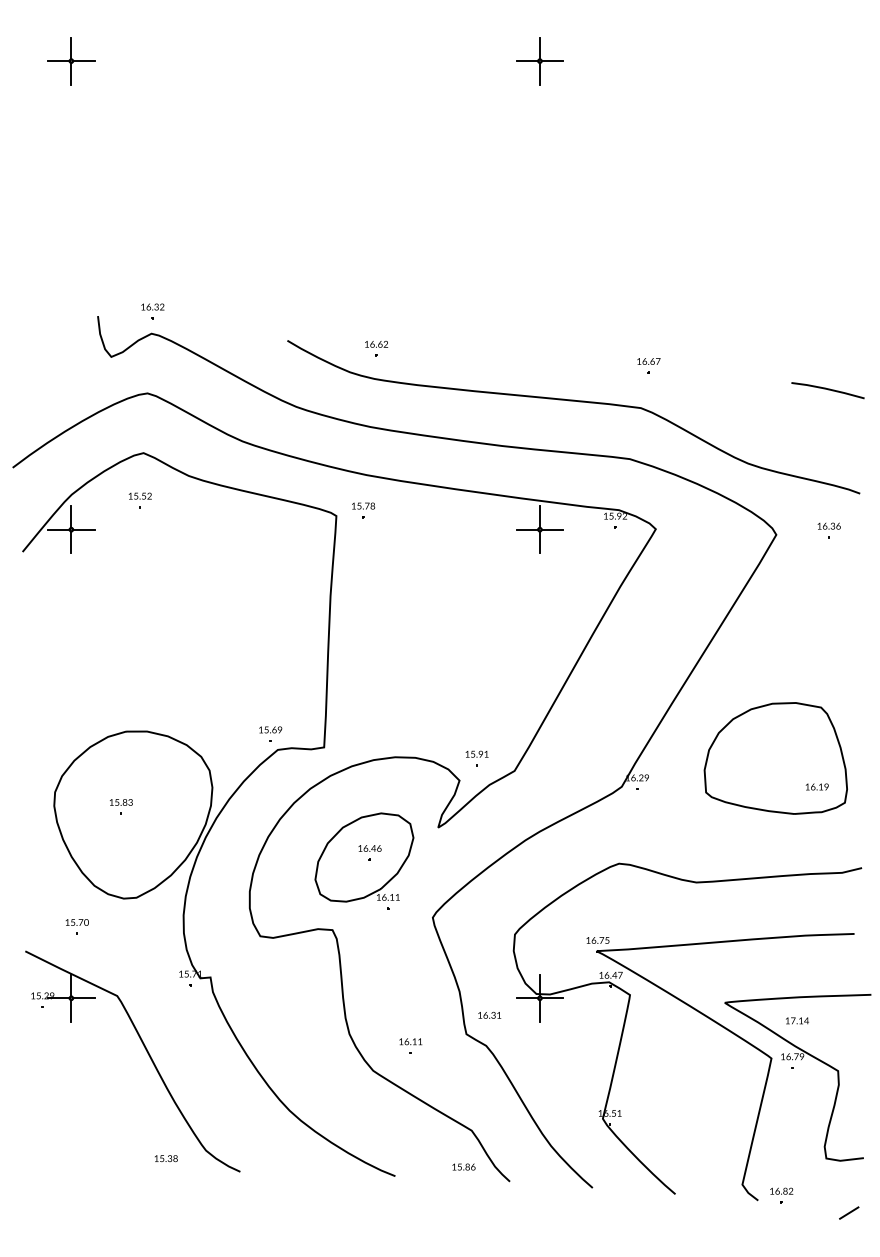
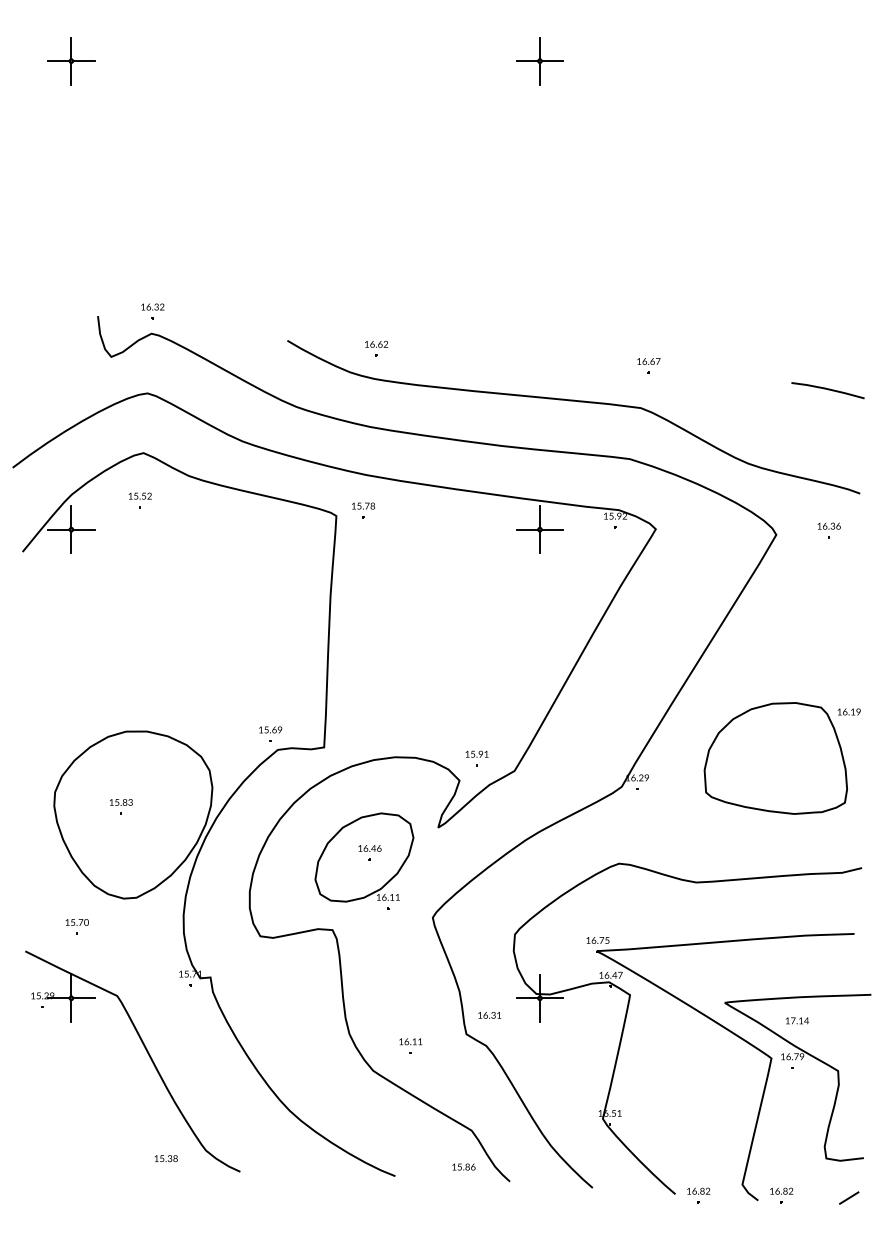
text position: (816, 786) -> (848, 711) (848, 711)
part: none -> present (698, 1195)
line position: (849, 1212) -> (849, 1197) (849, 1197)
